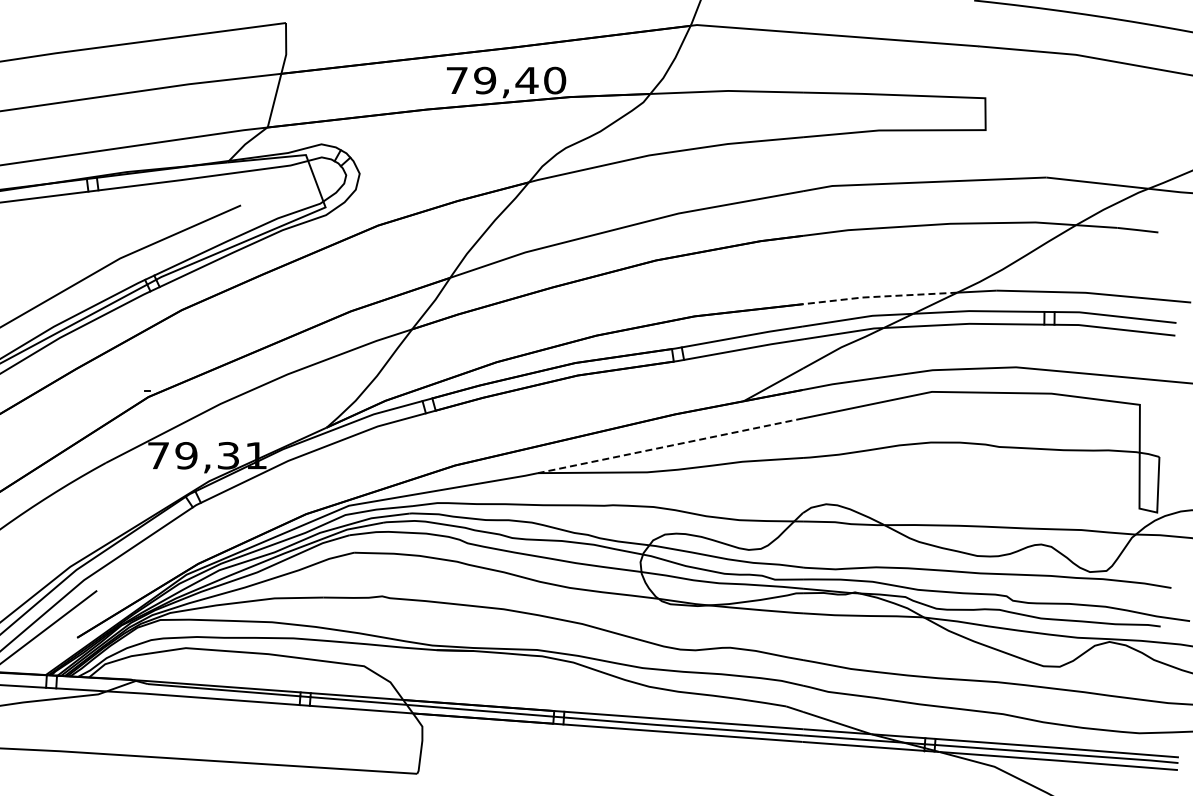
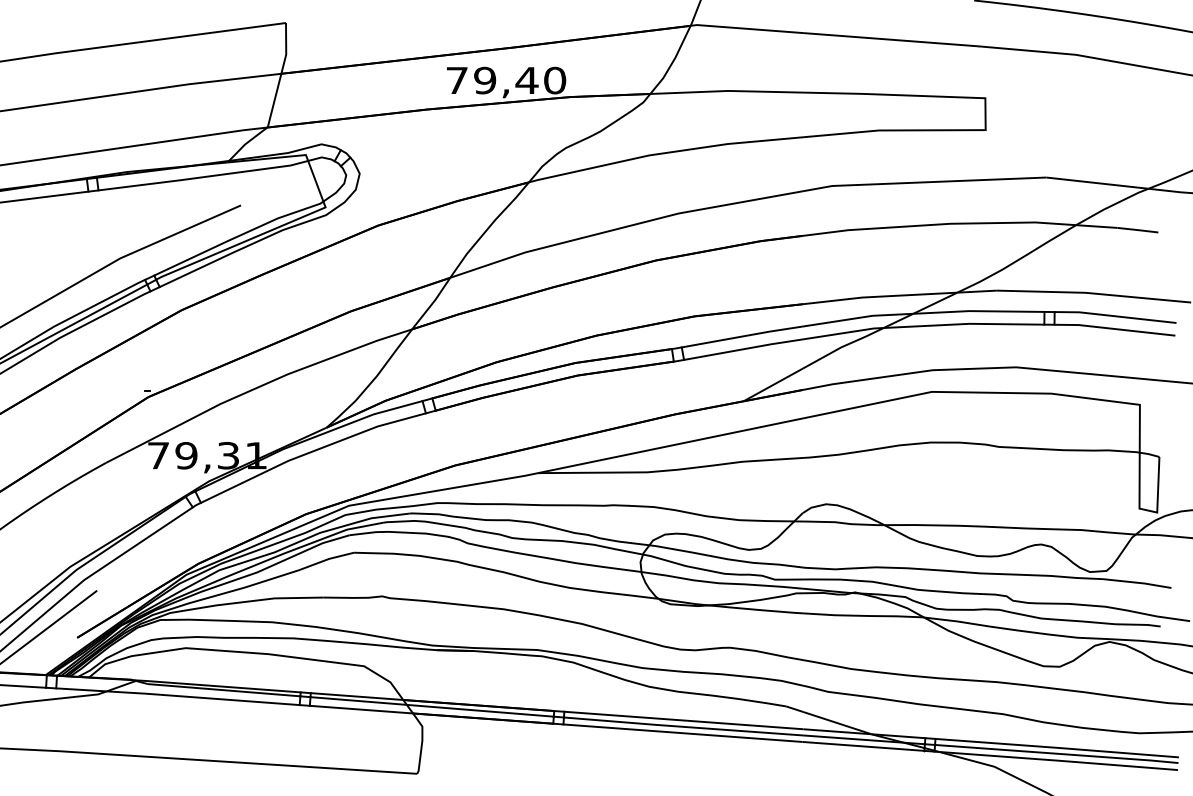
line: dashed -> solid (879, 296)
line: dashed -> solid (670, 445)
